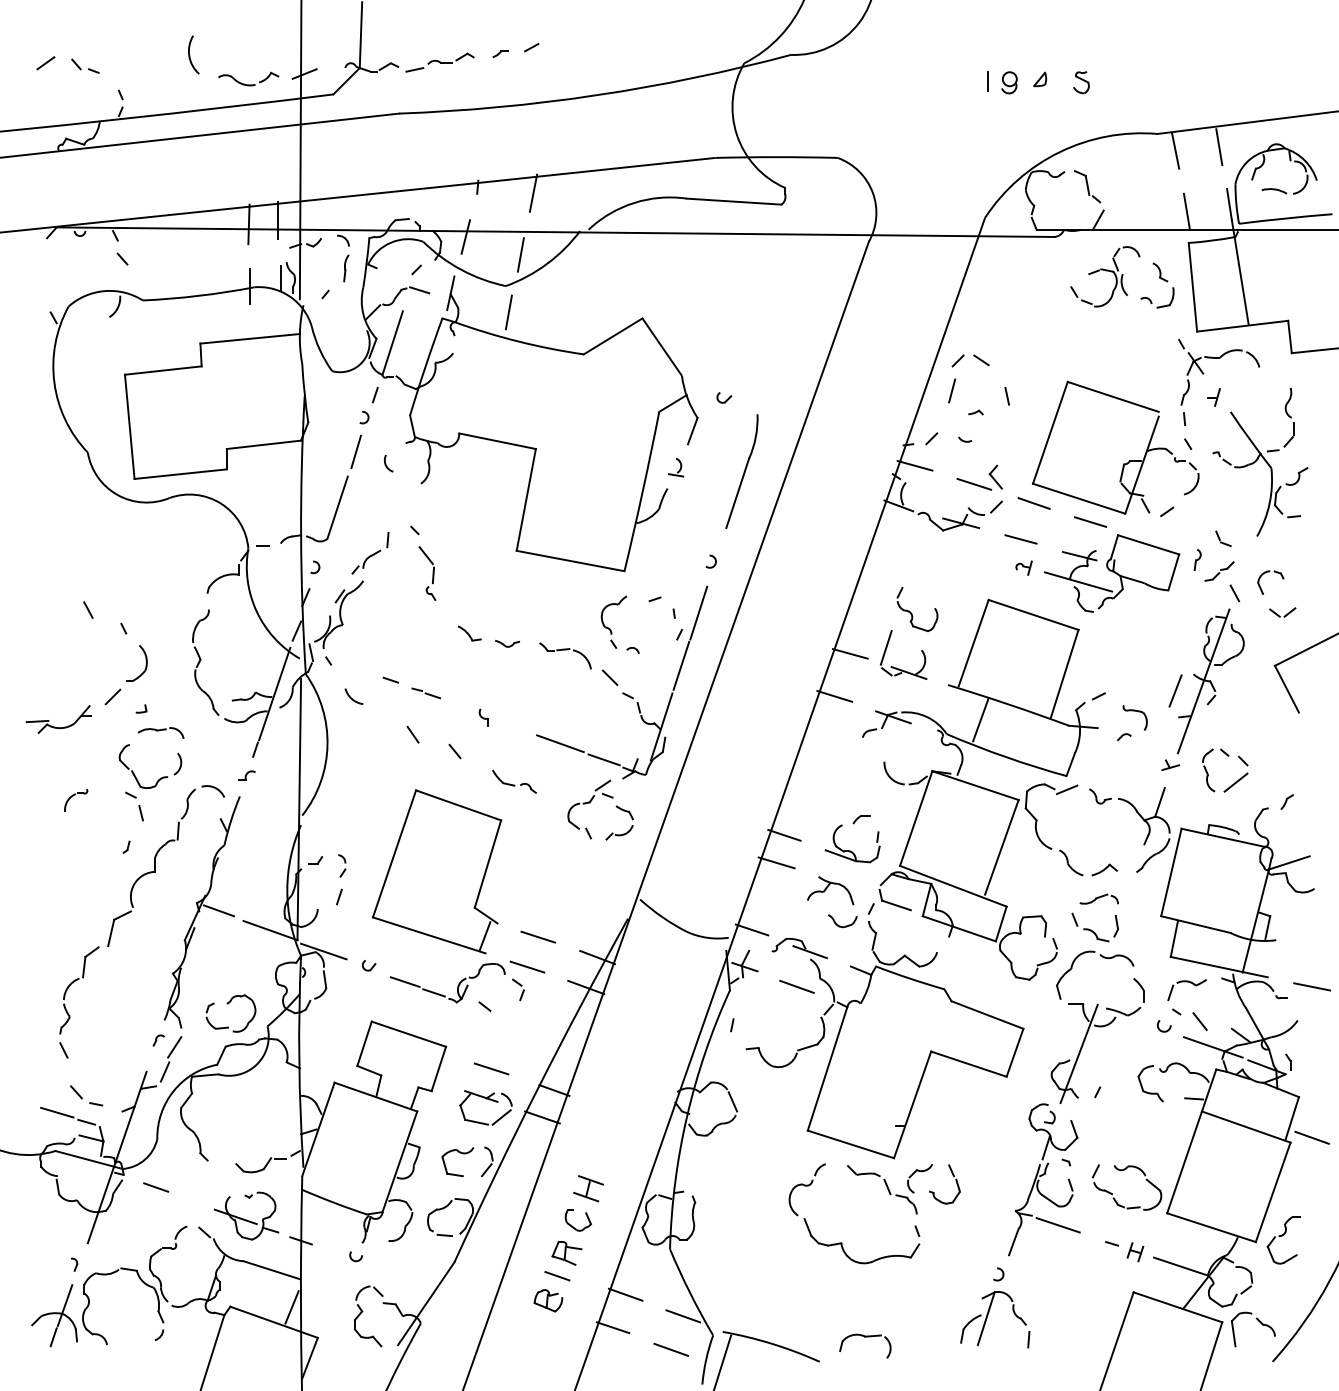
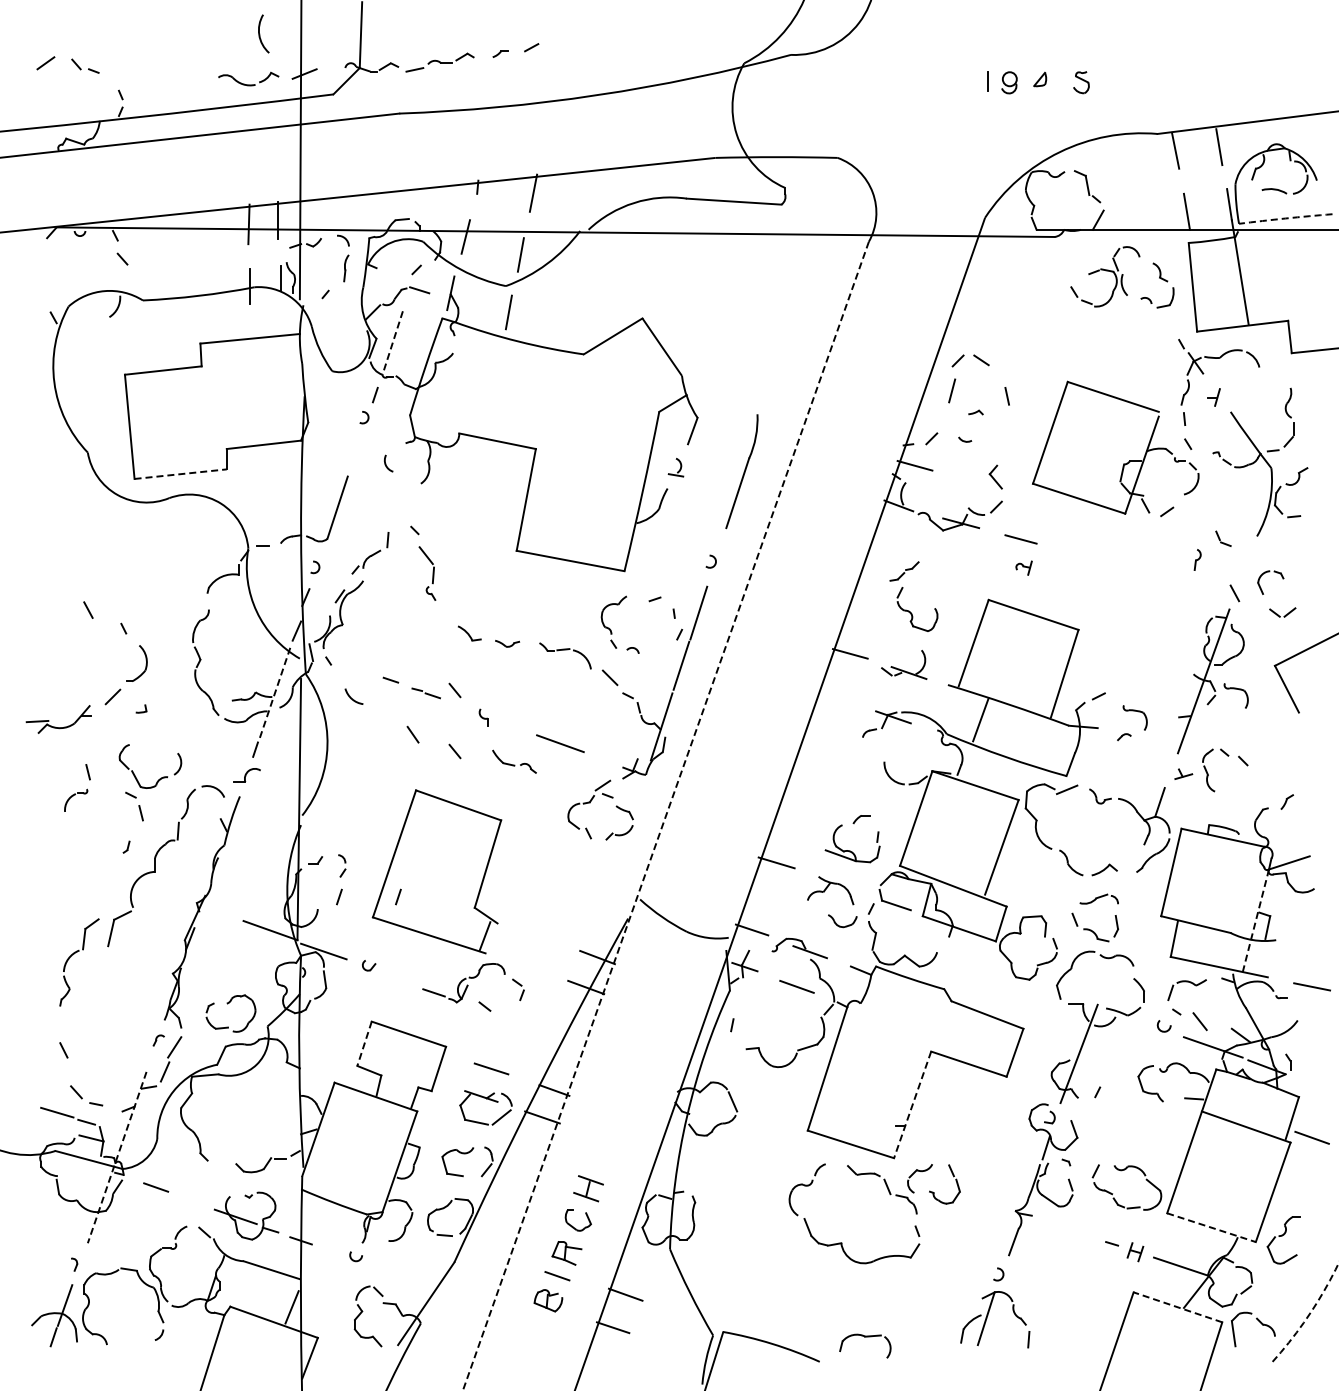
arc position: (190, 55) -> (260, 34) (260, 34)
arc: solid -> dashed (1285, 218)
line: solid -> dashed (392, 343)
part: present -> none (724, 397)
line: present -> none (355, 451)
line: solid -> dashed (181, 474)
line: present -> none (974, 483)
line: present -> none (1033, 503)
line: present -> none (1090, 521)
part position: (1219, 571) -> (904, 571) (904, 571)
part: present -> none (1112, 573)
line: present -> none (885, 647)
line: none -> present (454, 690)
line: present -> none (1175, 690)
line: solid -> dashed (274, 694)
part: none -> present (1235, 695)
line: present -> none (834, 696)
part: present -> none (160, 732)
line: present -> none (603, 759)
part position: (1170, 764) -> (1183, 773) (1183, 773)
line: none -> present (87, 772)
part size: 18x11 px -> 28x15 px (246, 775)
part position: (514, 781) -> (514, 761) (514, 761)
line: present -> none (1235, 782)
line: solid -> dashed (665, 816)
line: present -> none (784, 834)
line: none -> present (398, 896)
line: present -> none (219, 910)
line: solid -> dashed (1255, 921)
line: present -> none (538, 936)
line: present -> none (527, 966)
line: present -> none (404, 981)
part position: (74, 982) -> (74, 954) (74, 954)
line: solid -> dashed (364, 1044)
line: solid -> dashed (912, 1105)
line: solid -> dashed (117, 1157)
line: present -> none (1057, 1225)
line: solid -> dashed (1211, 1227)
line: solid -> dashed (1177, 1307)
arc: solid -> dashed (1309, 1314)
line: present -> none (682, 1316)
line: present -> none (671, 1349)
line position: (722, 1361) -> (714, 1359) (714, 1359)
